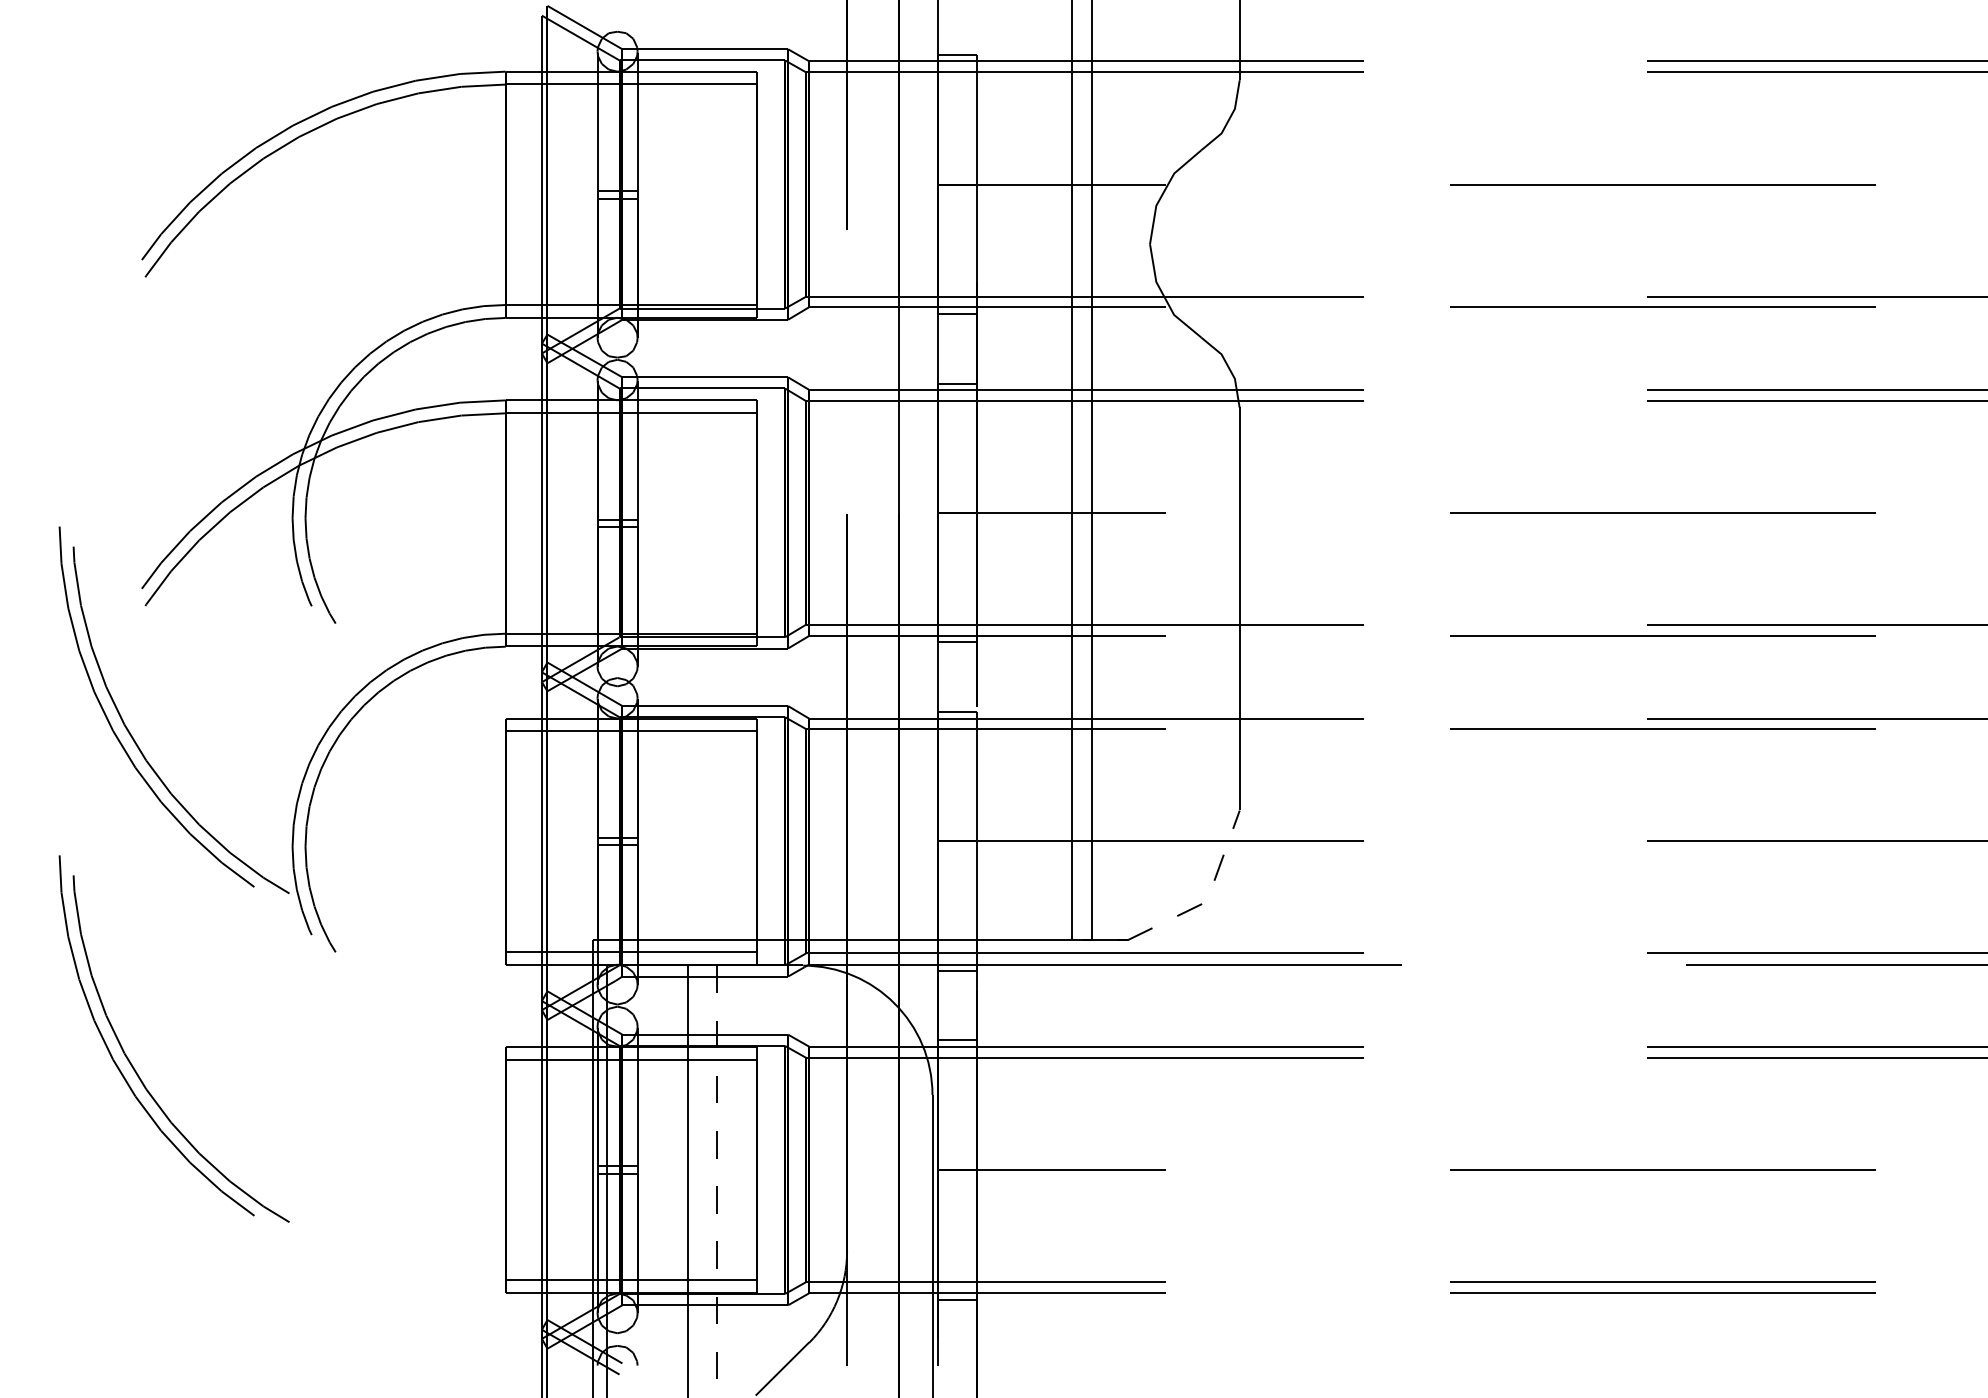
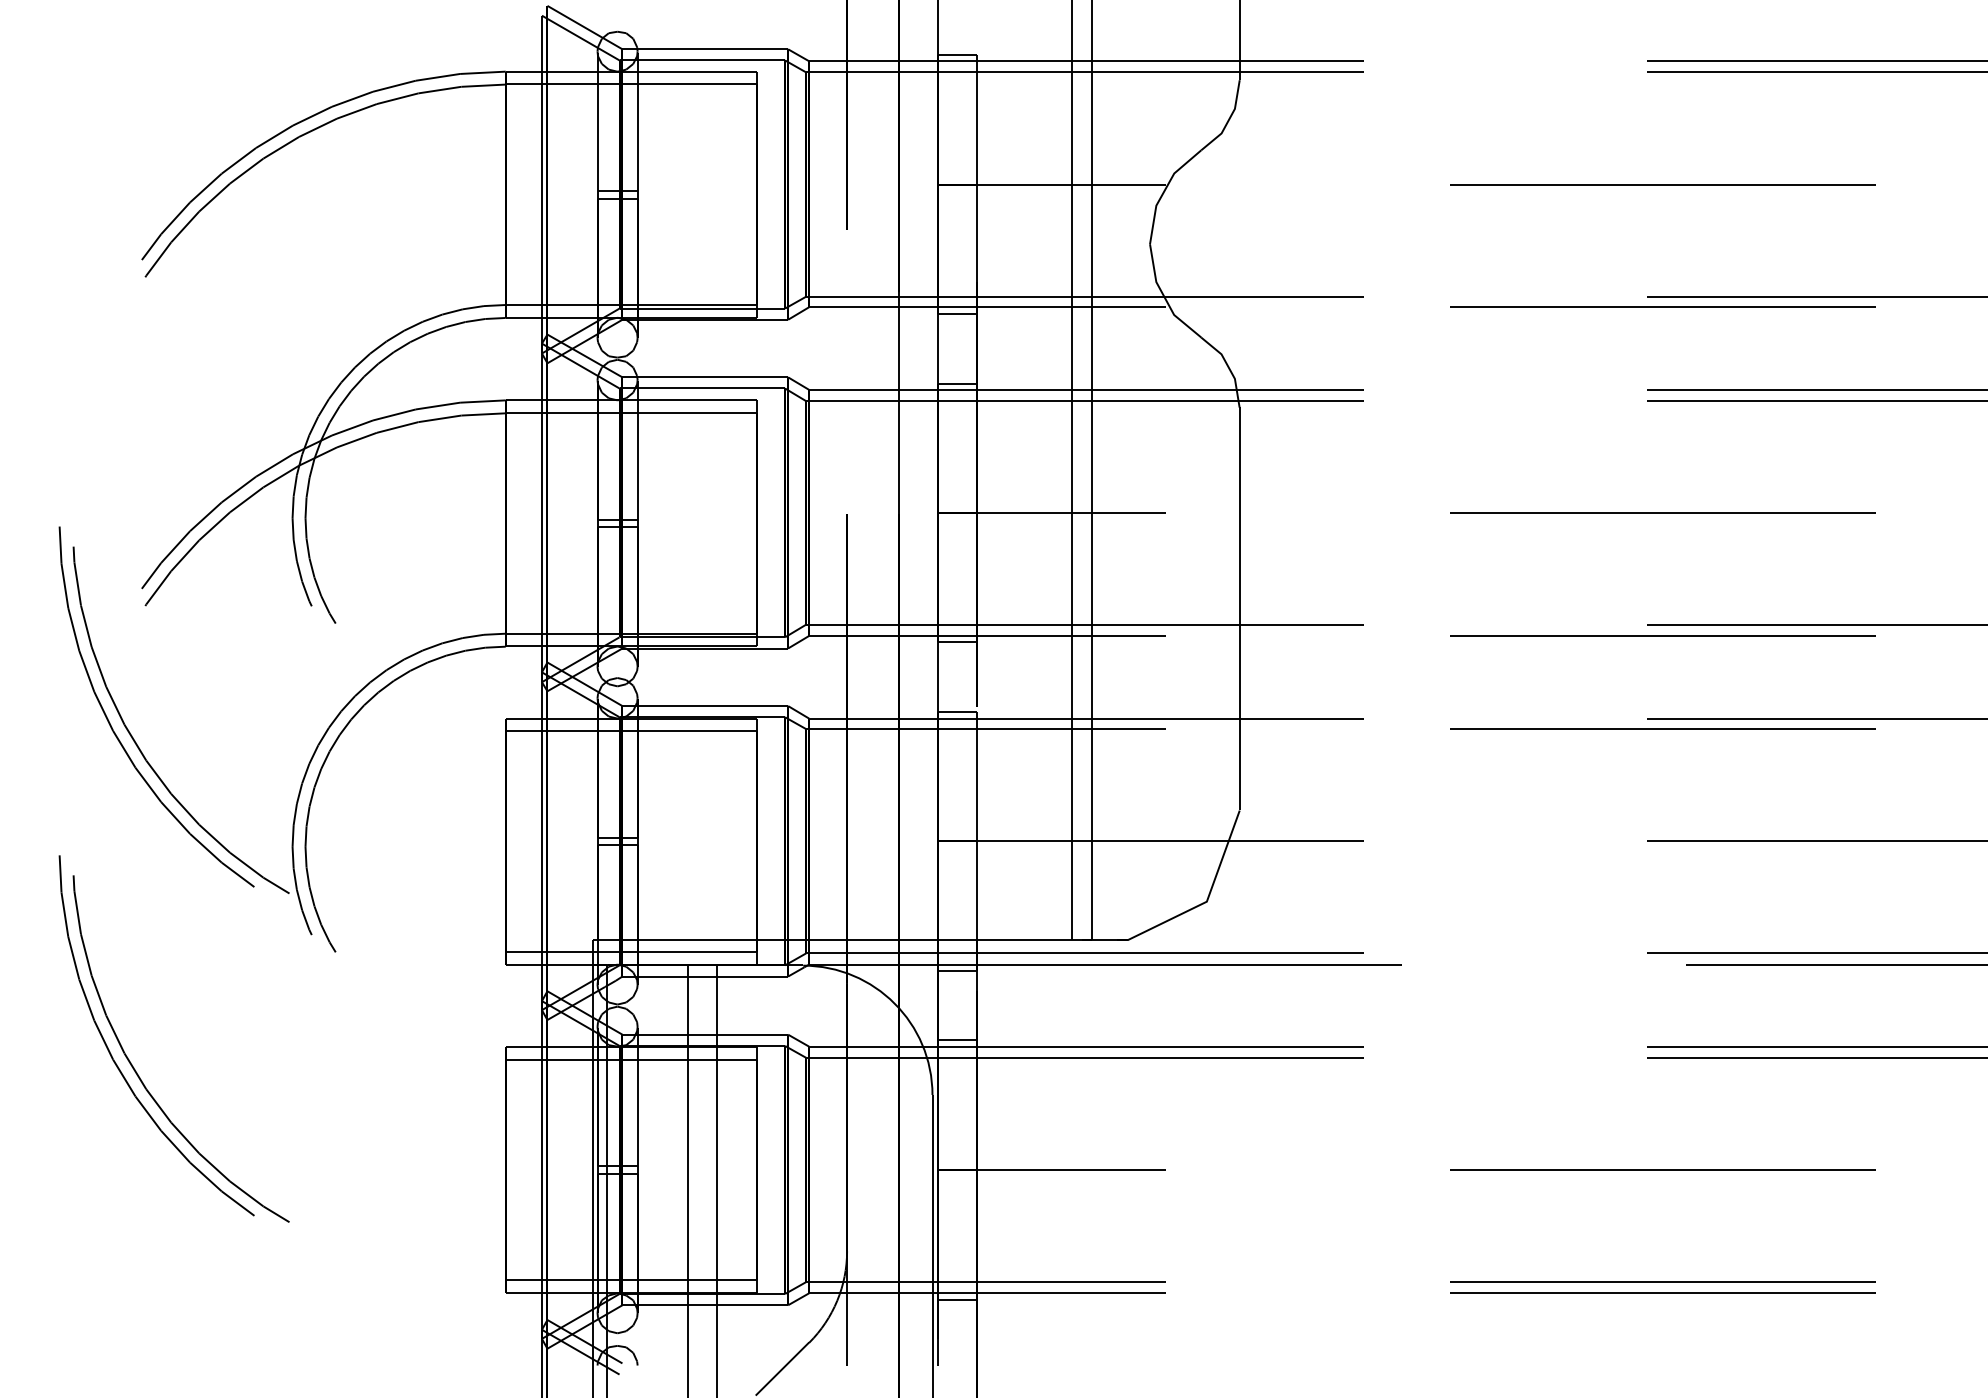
line: dashed -> solid (1208, 897)
line: dashed -> solid (716, 1181)
